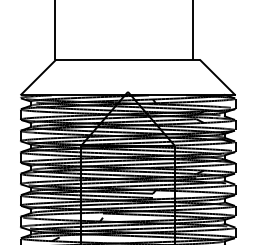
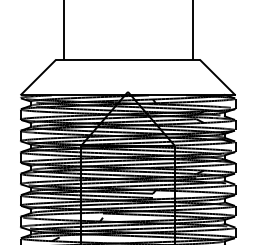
line position: (54, 30) -> (63, 30) (63, 30)
